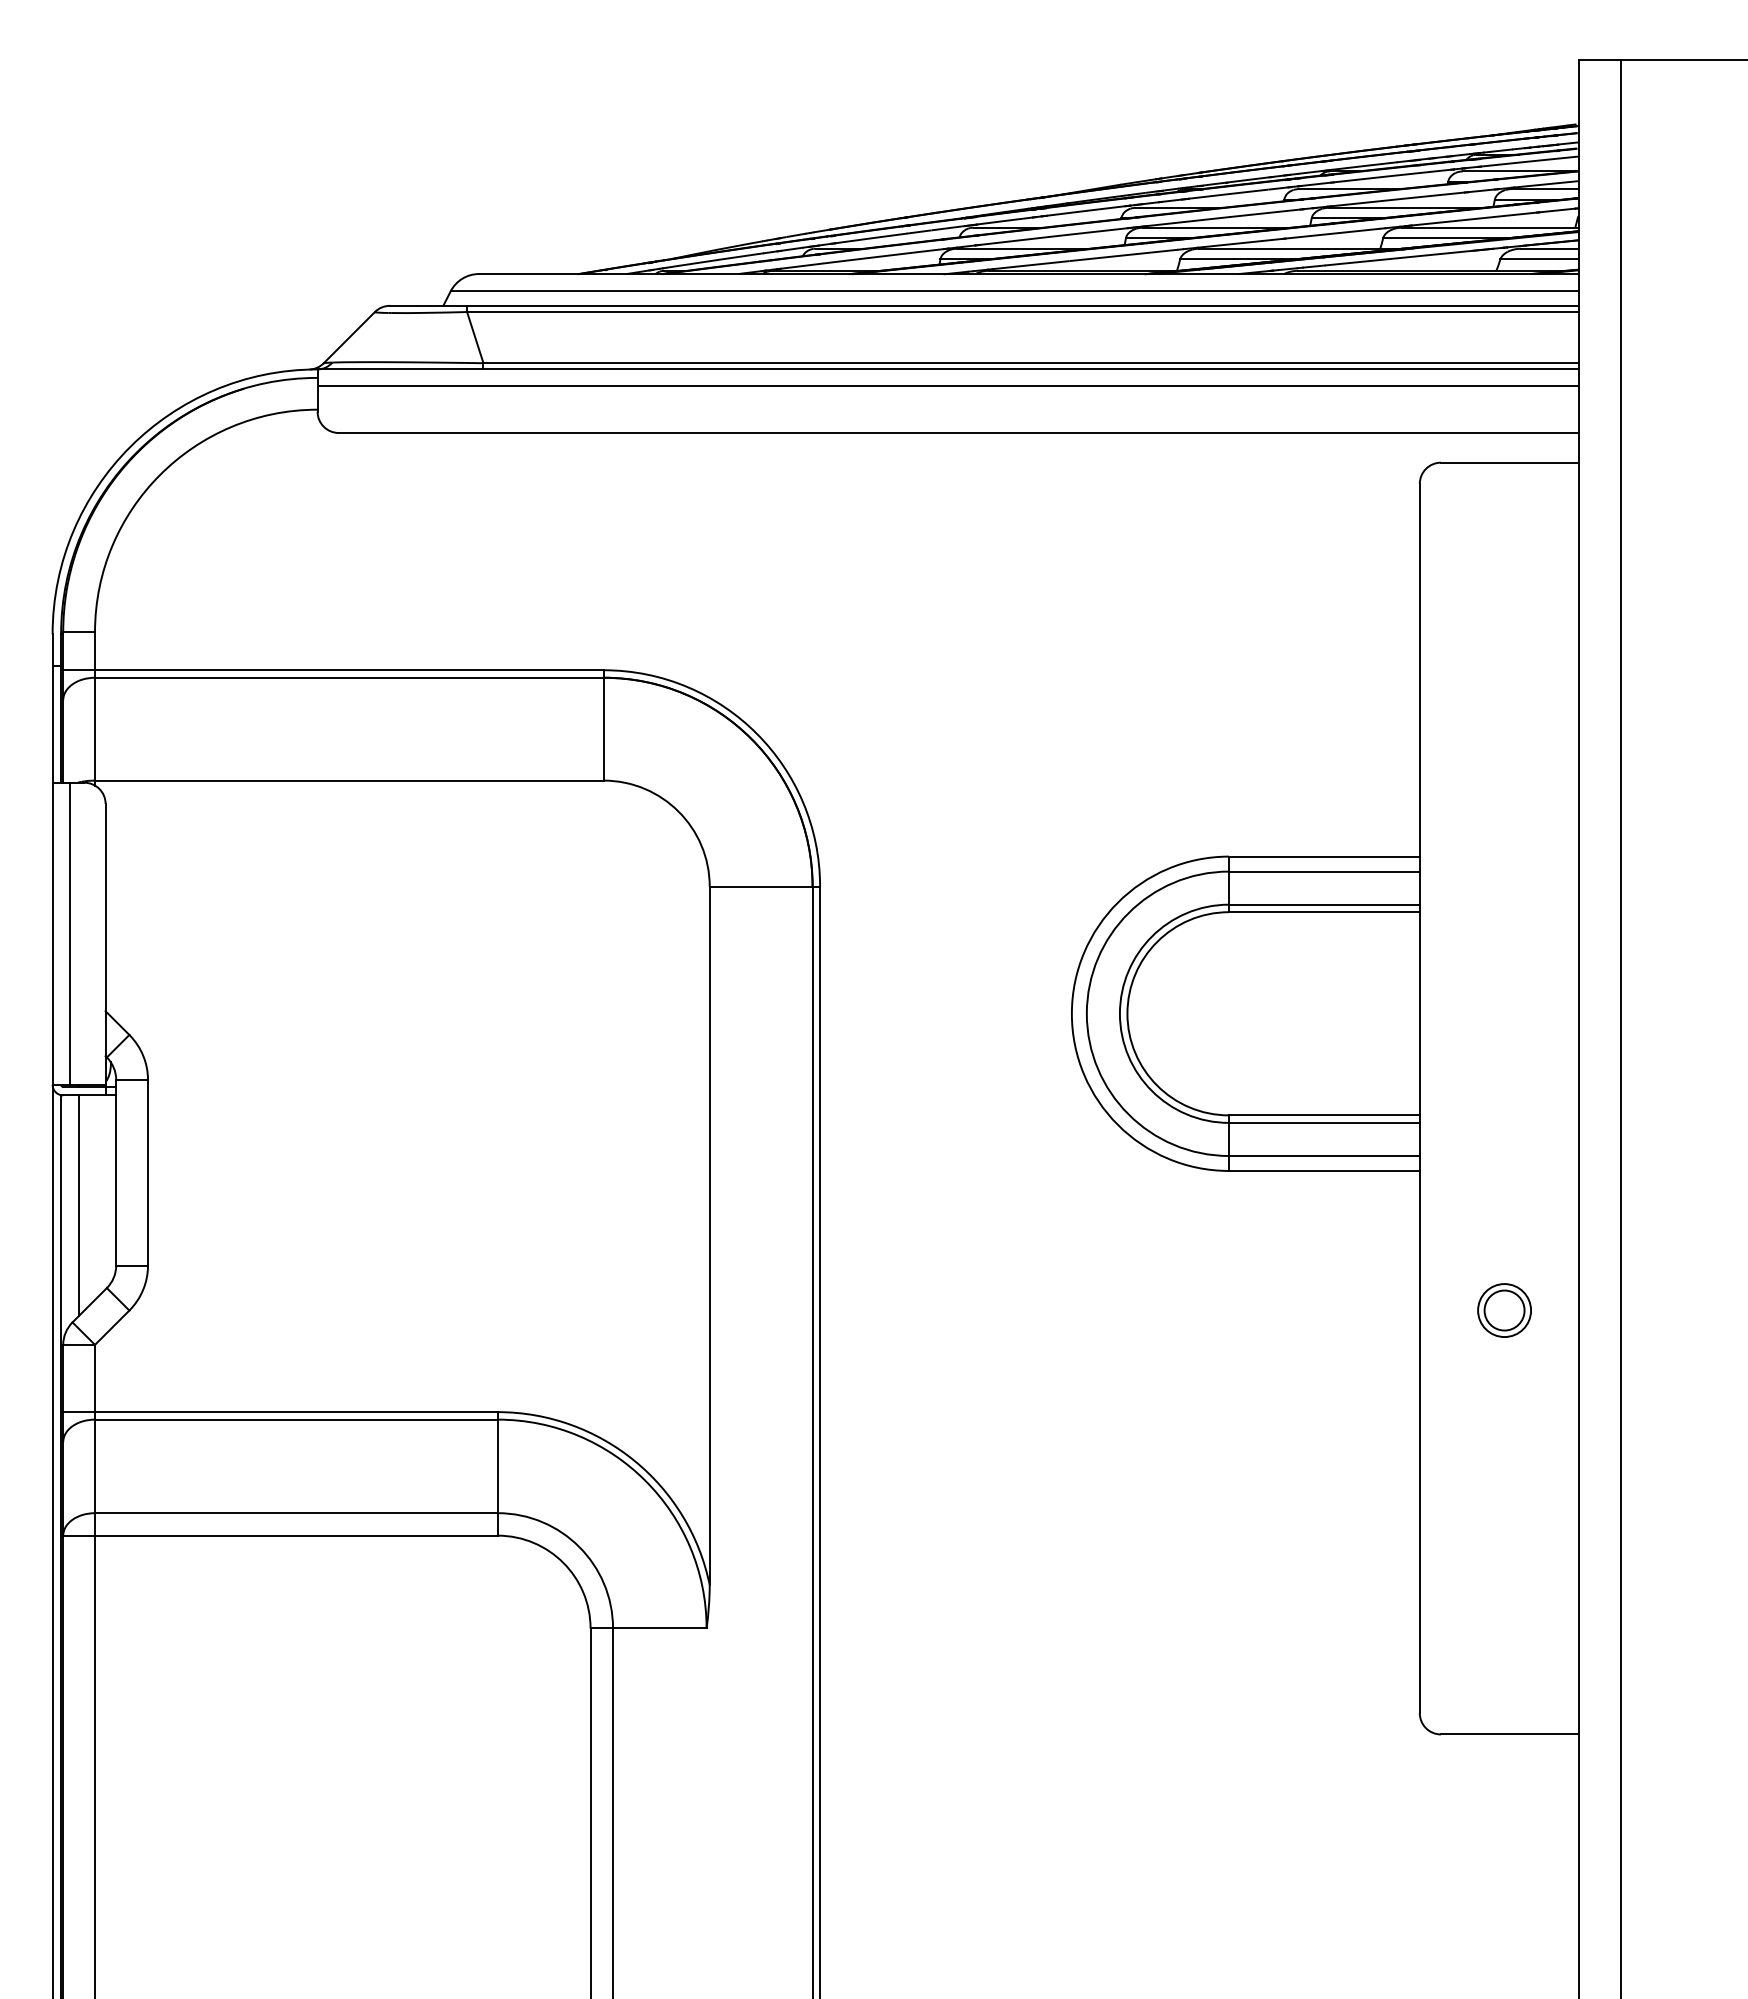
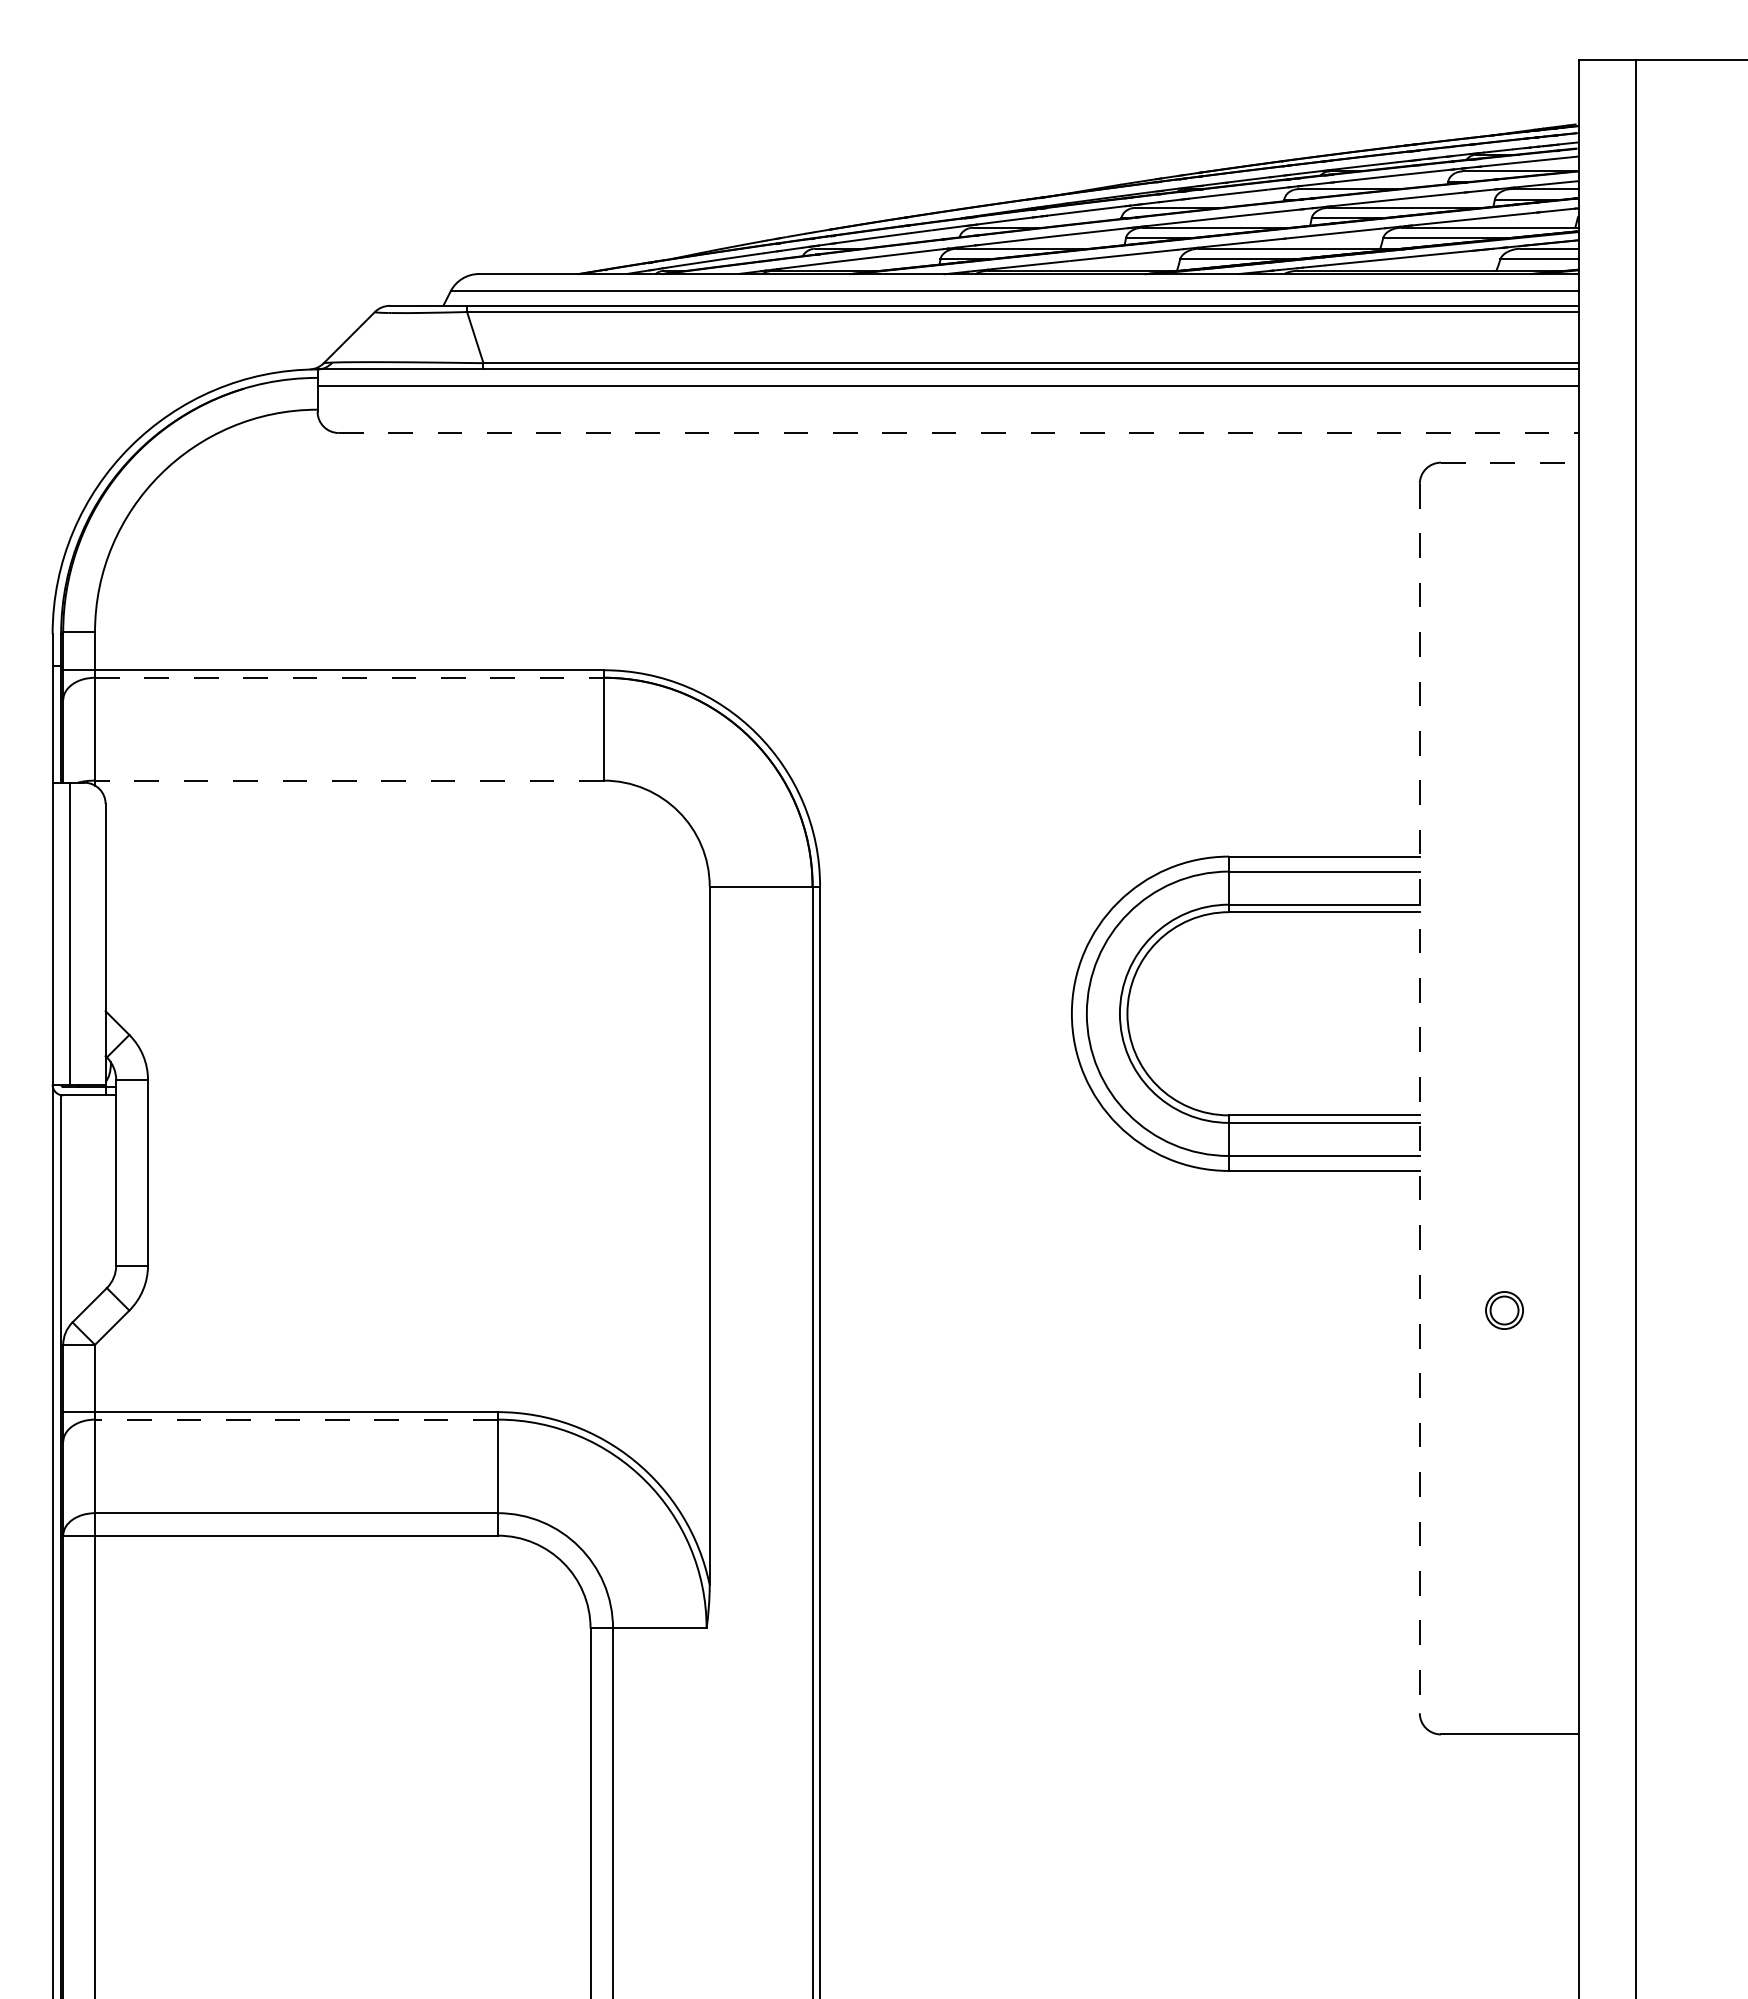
line: solid -> dashed (958, 433)
line: solid -> dashed (1509, 462)
line: solid -> dashed (349, 677)
line: solid -> dashed (348, 780)
line position: (1621, 1027) -> (1636, 1027) (1636, 1027)
line: solid -> dashed (1419, 1098)
line: present -> none (79, 1205)
part size: 55x55 px -> 39x39 px (1504, 1310)
line: solid -> dashed (295, 1419)
